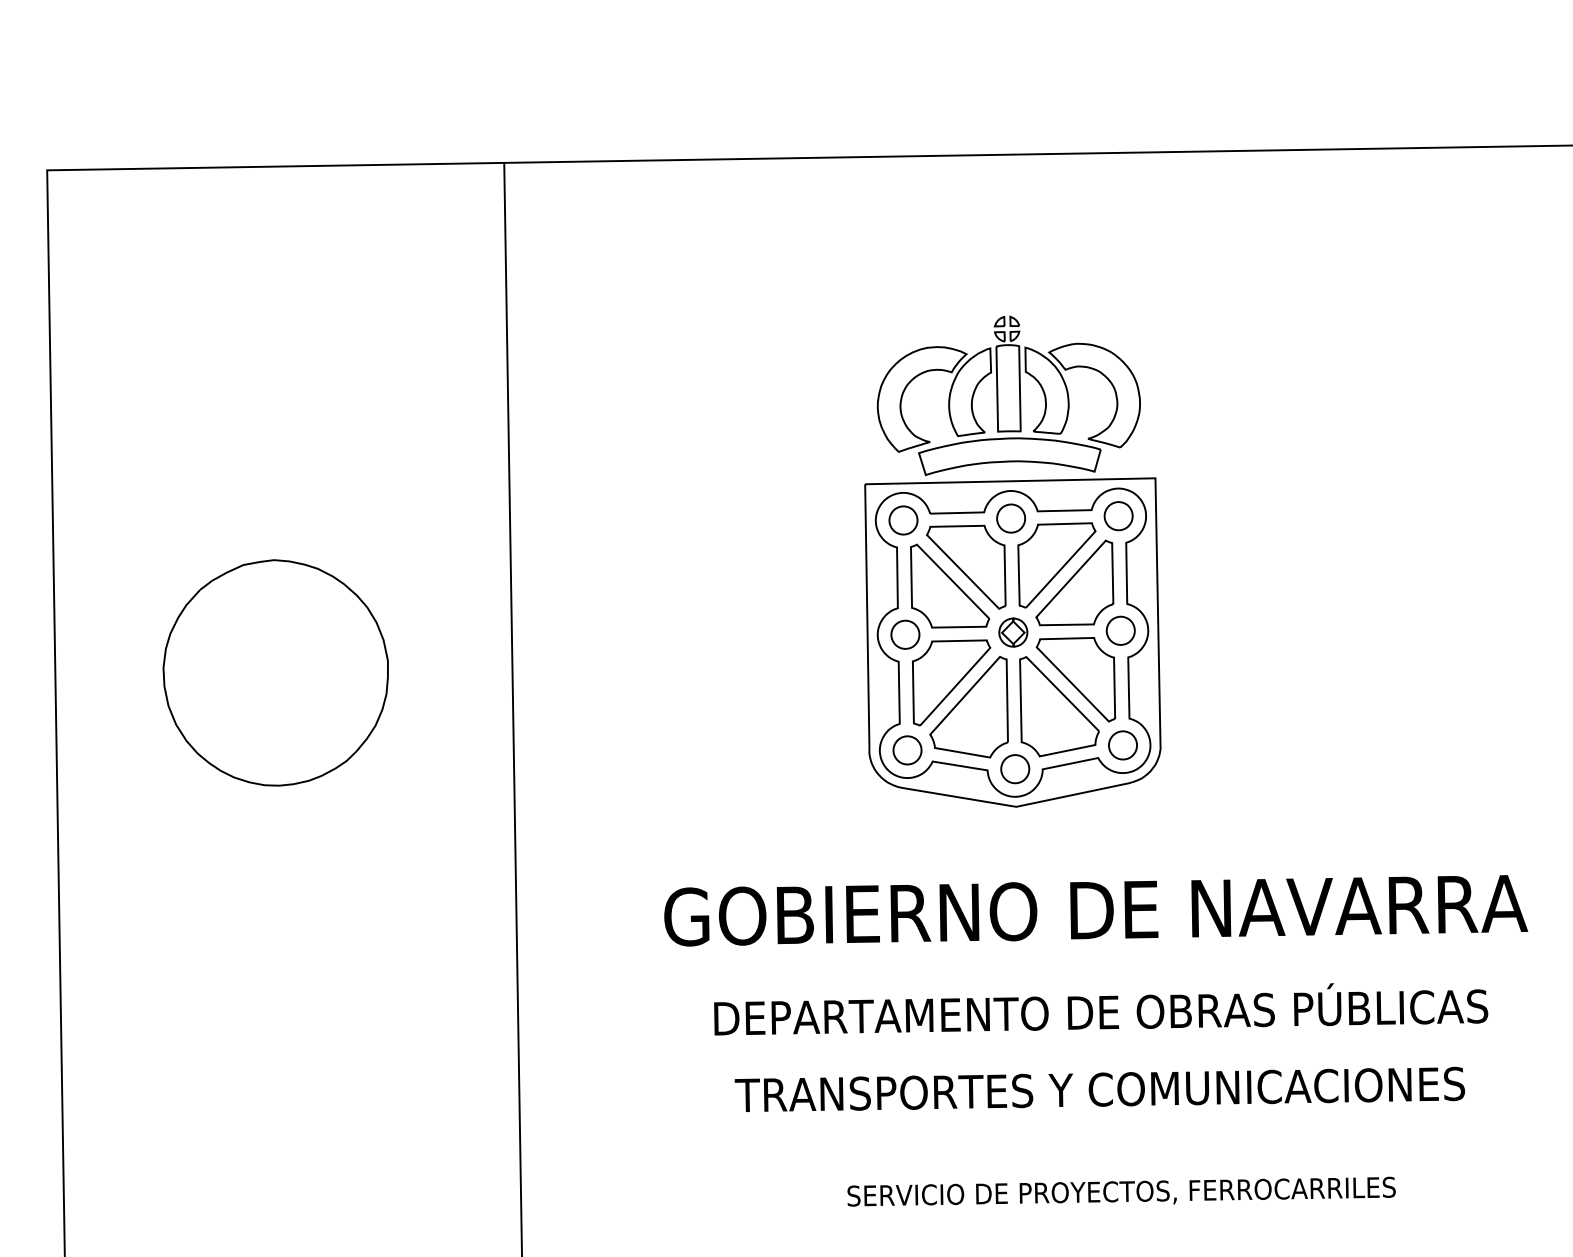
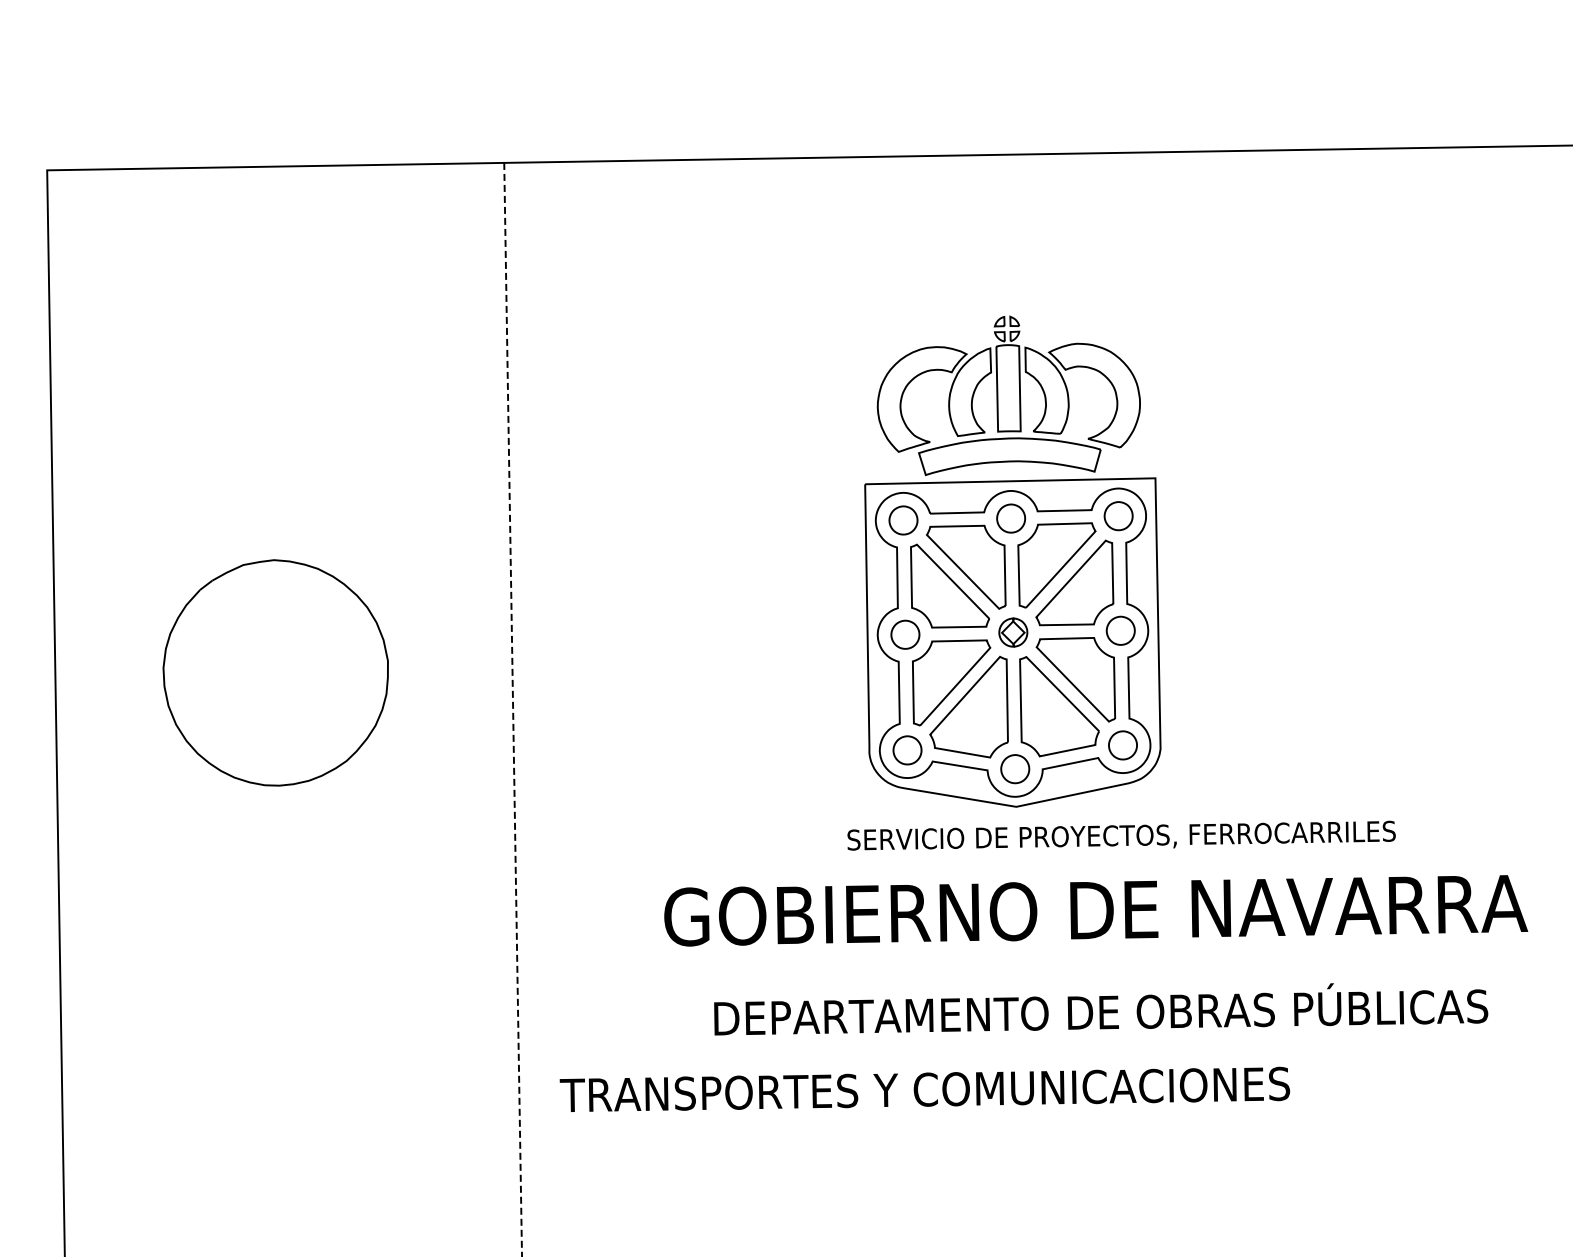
line: solid -> dashed (513, 709)
text position: (1099, 1088) -> (924, 1088) (924, 1088)
text position: (1121, 1191) -> (1121, 835) (1121, 835)
